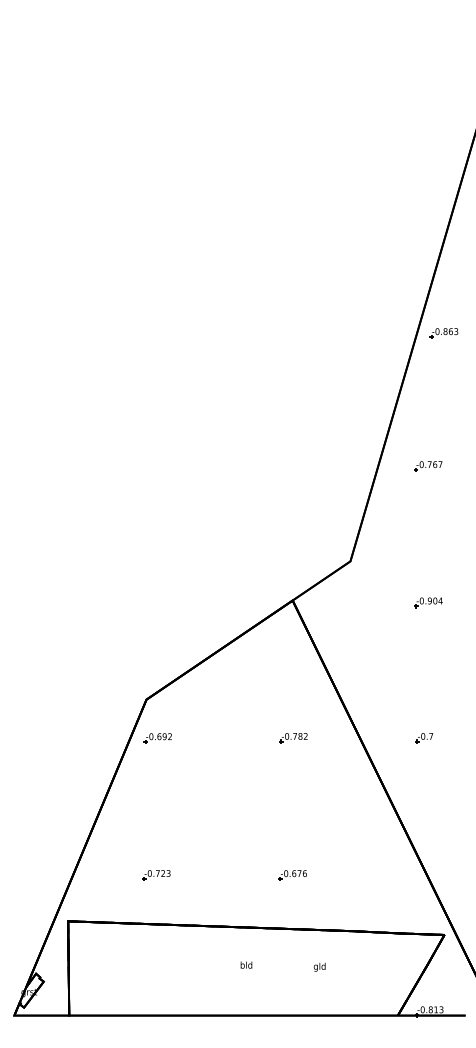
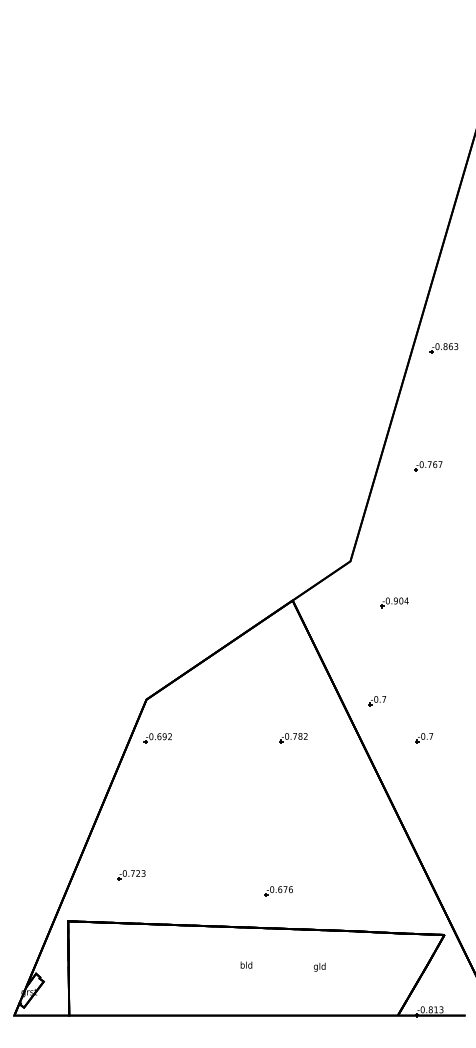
part position: (443, 333) -> (443, 348) (443, 348)
part position: (428, 602) -> (394, 602) (394, 602)
part: none -> present (377, 701)
part position: (156, 875) -> (131, 875) (131, 875)
part position: (292, 875) -> (278, 891) (278, 891)
